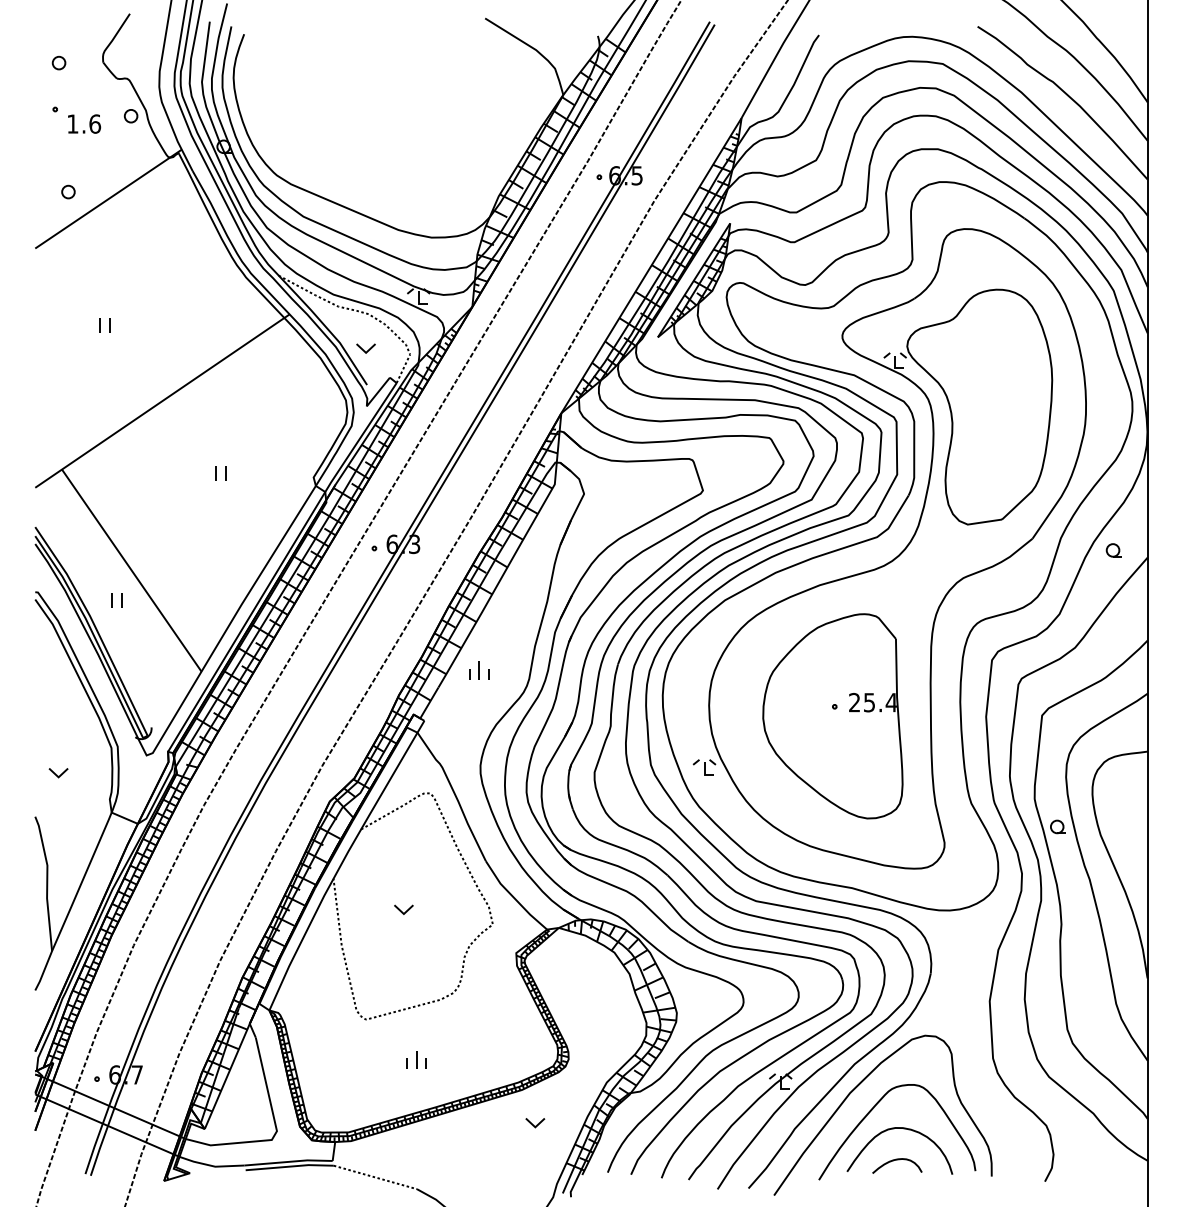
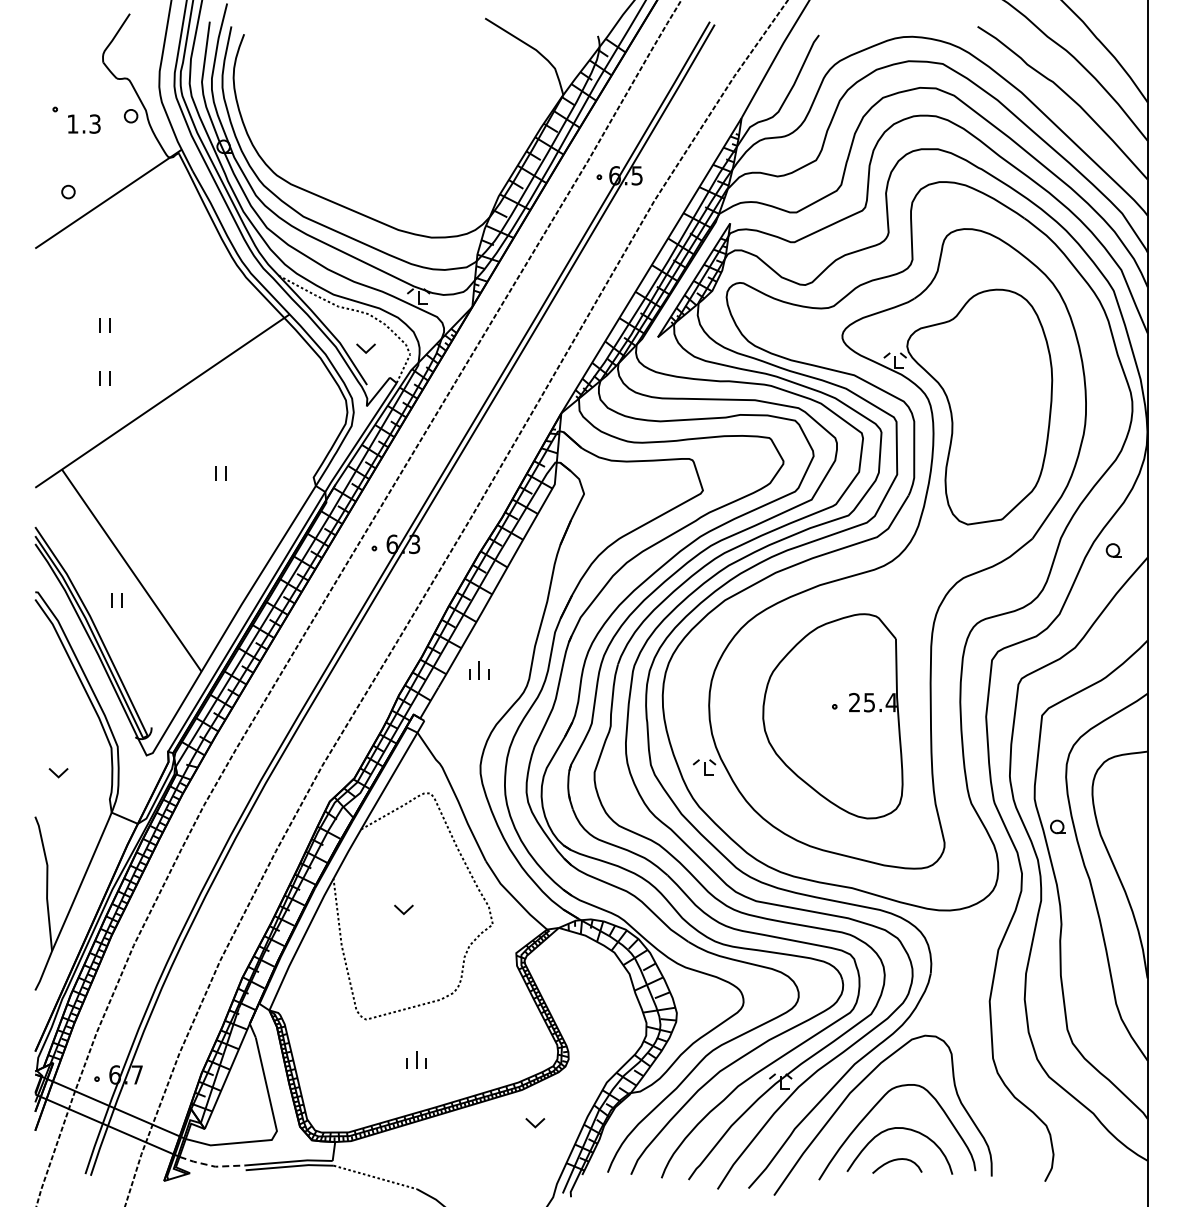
part: present -> none (58, 62)
text: 1.6 -> 1.3 (95, 123)
part: none -> present (104, 378)
line: solid -> dashed (211, 1165)
